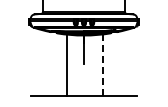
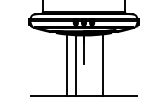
line: dashed -> solid (103, 63)
line: none -> present (75, 65)
